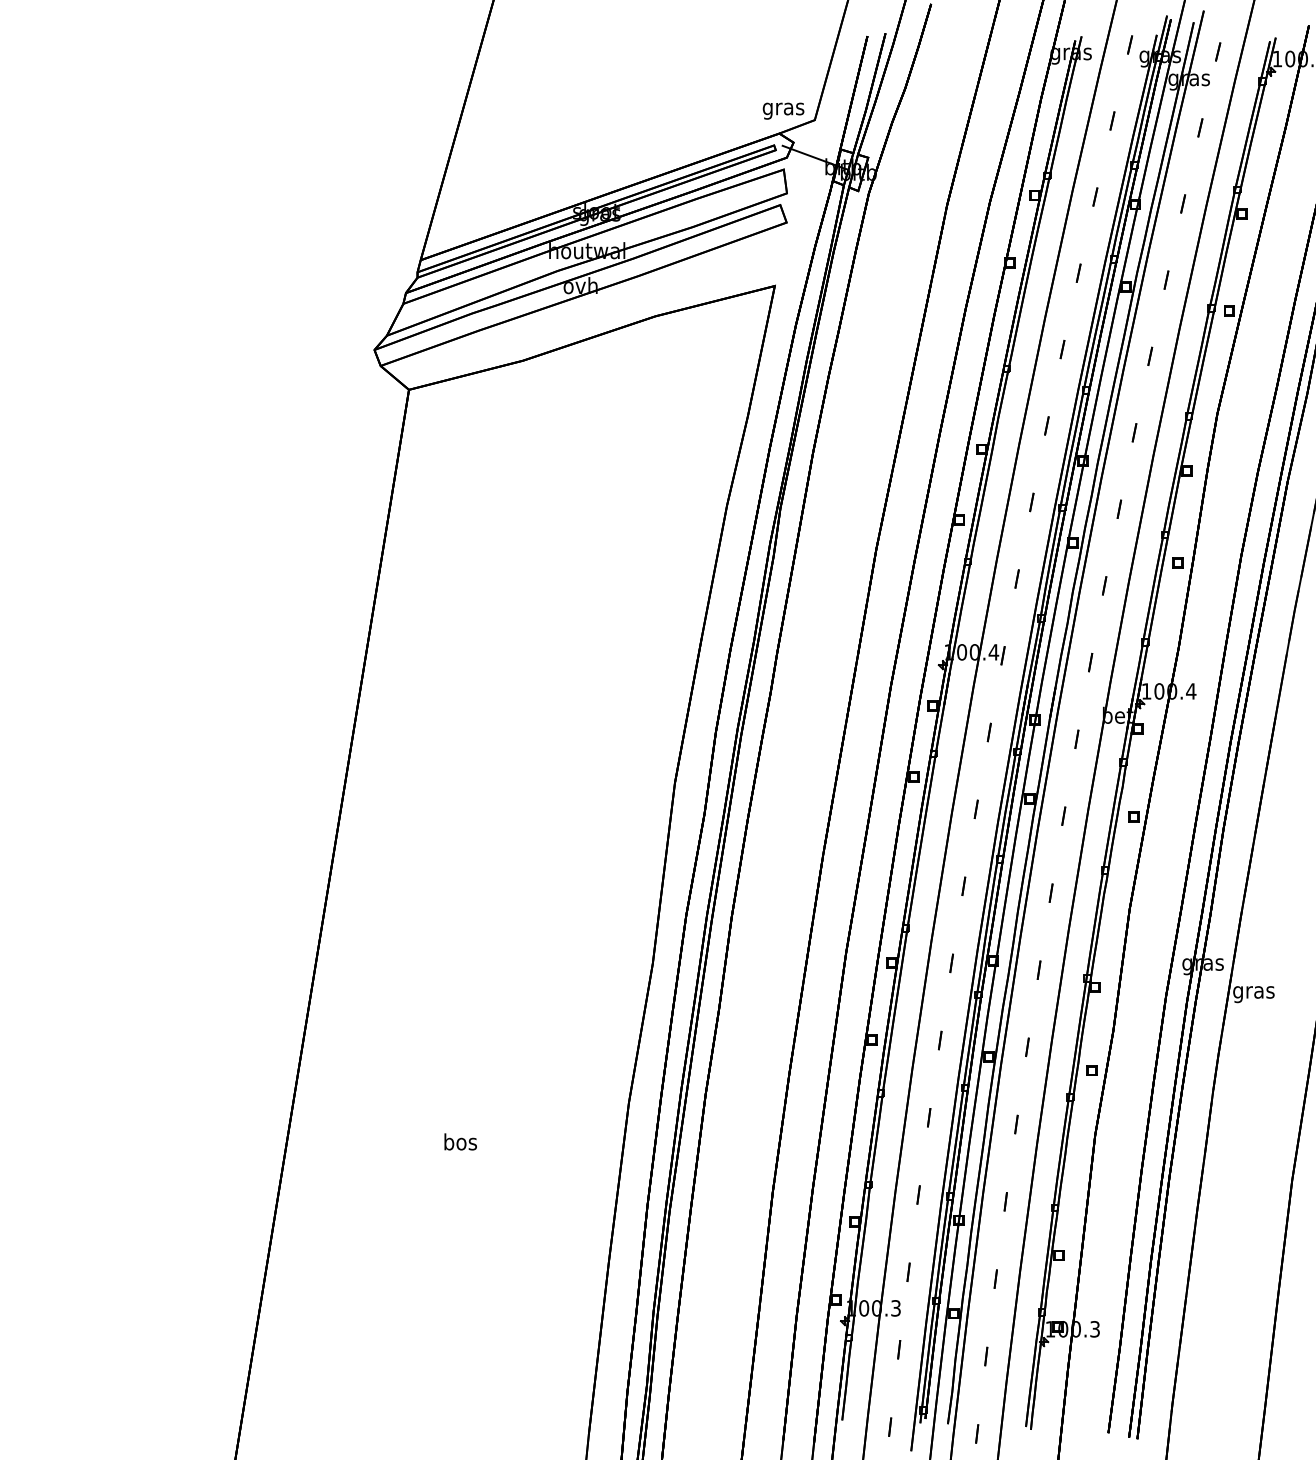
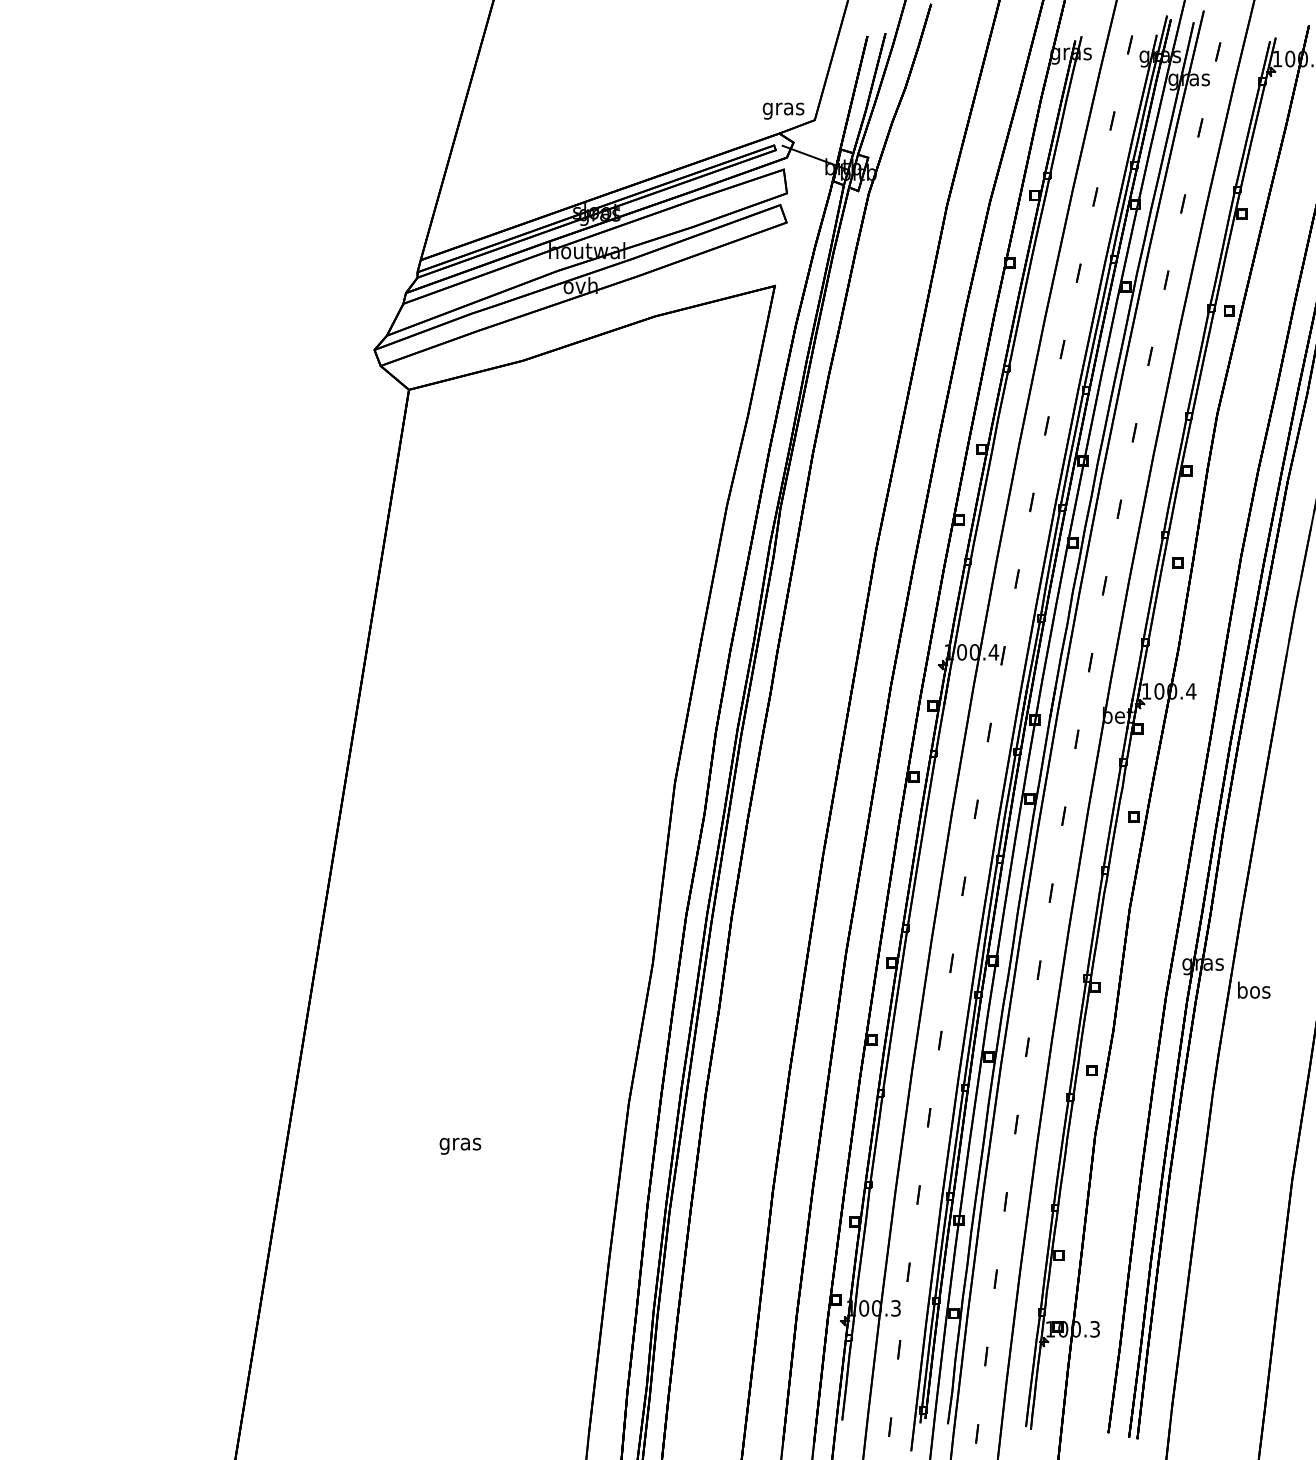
text: gras -> bos (1253, 992)
text: bos -> gras (460, 1143)
